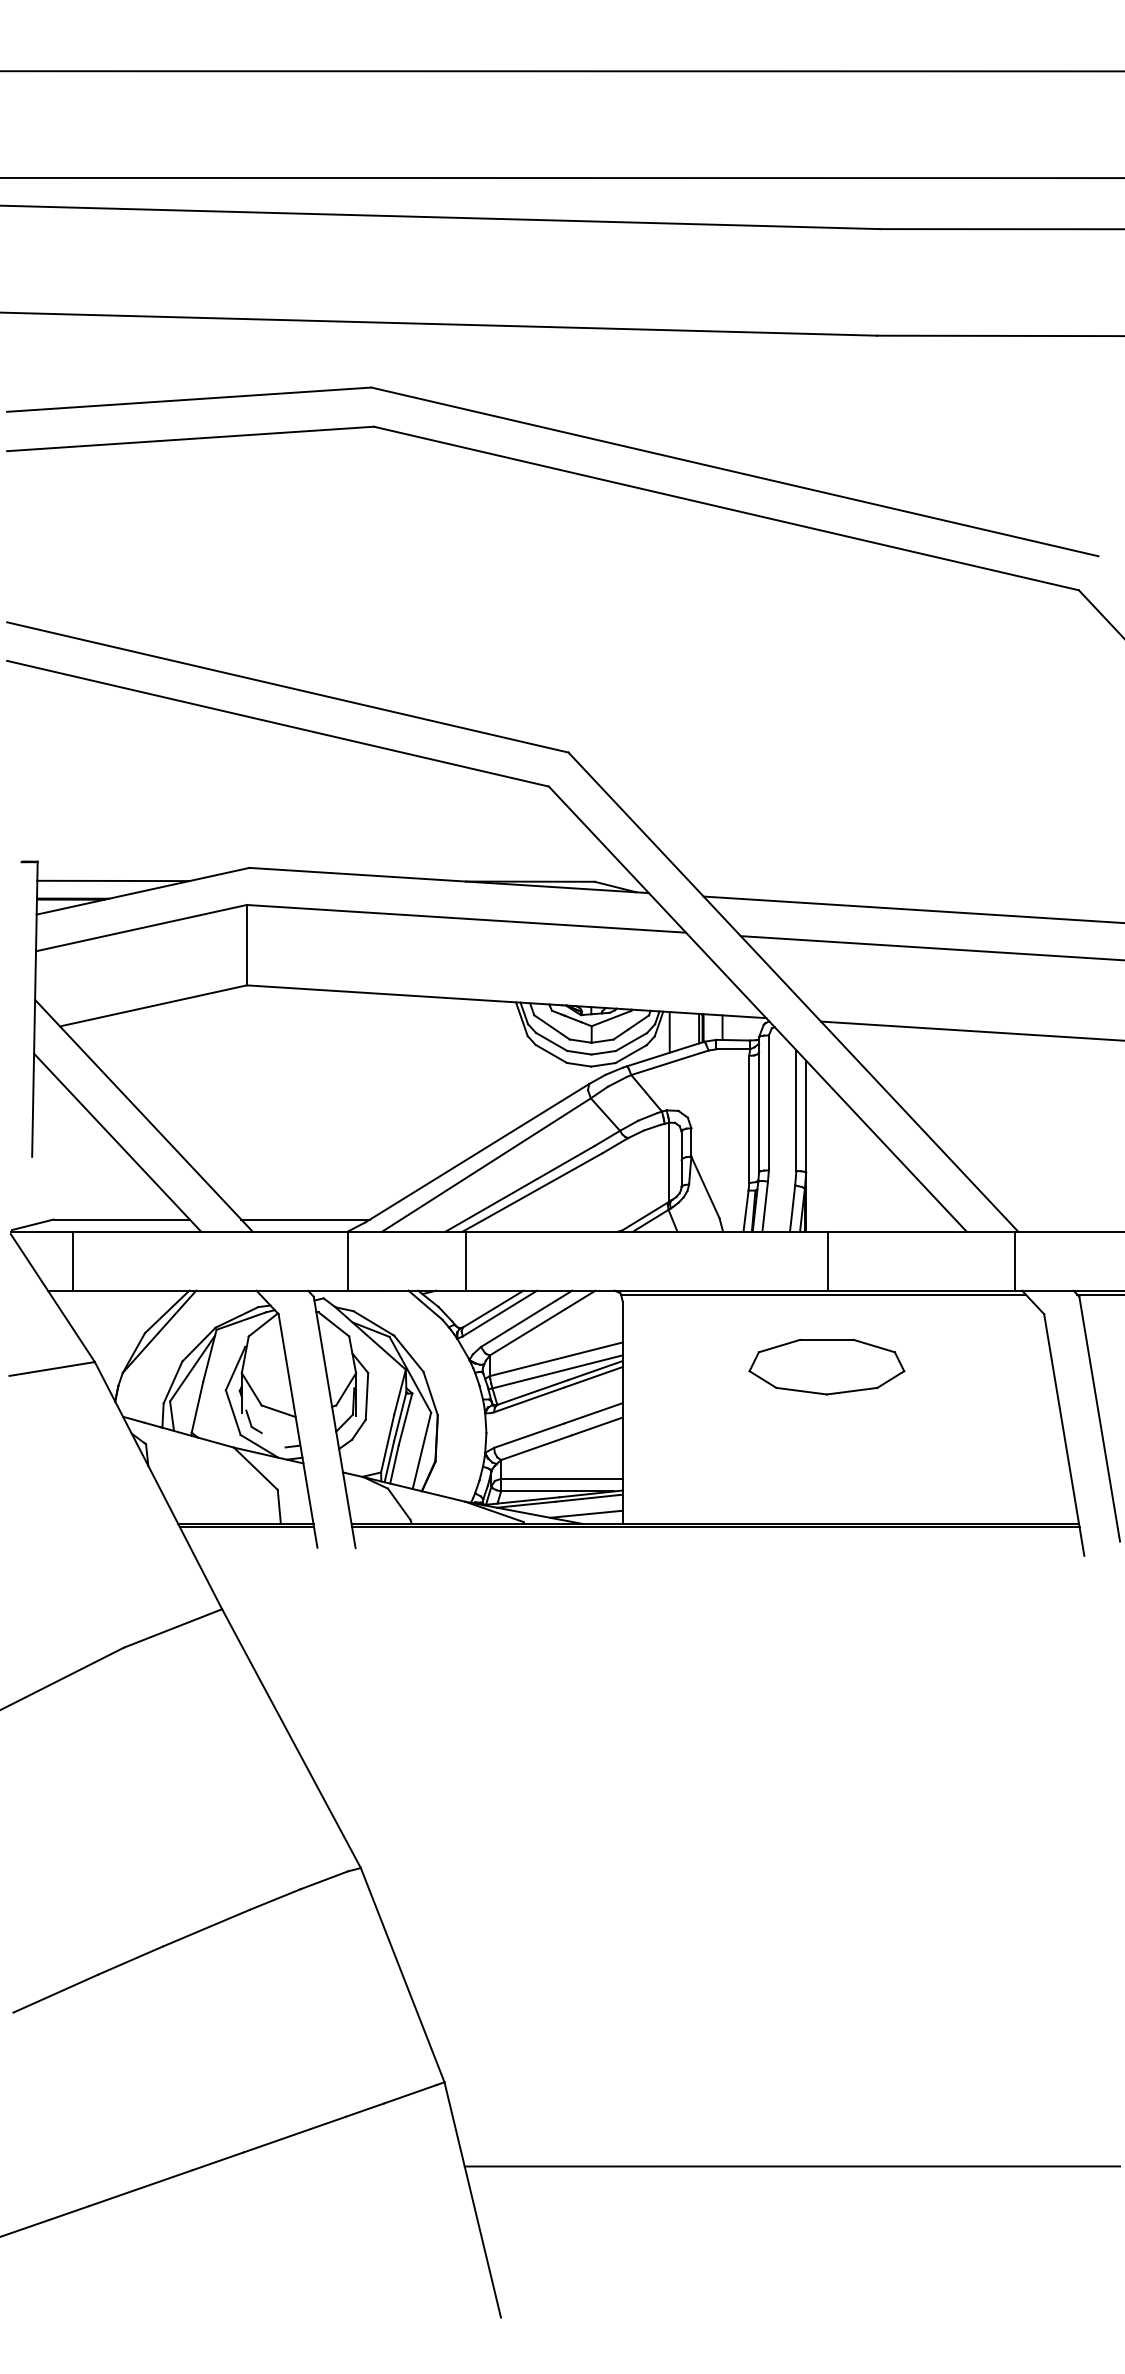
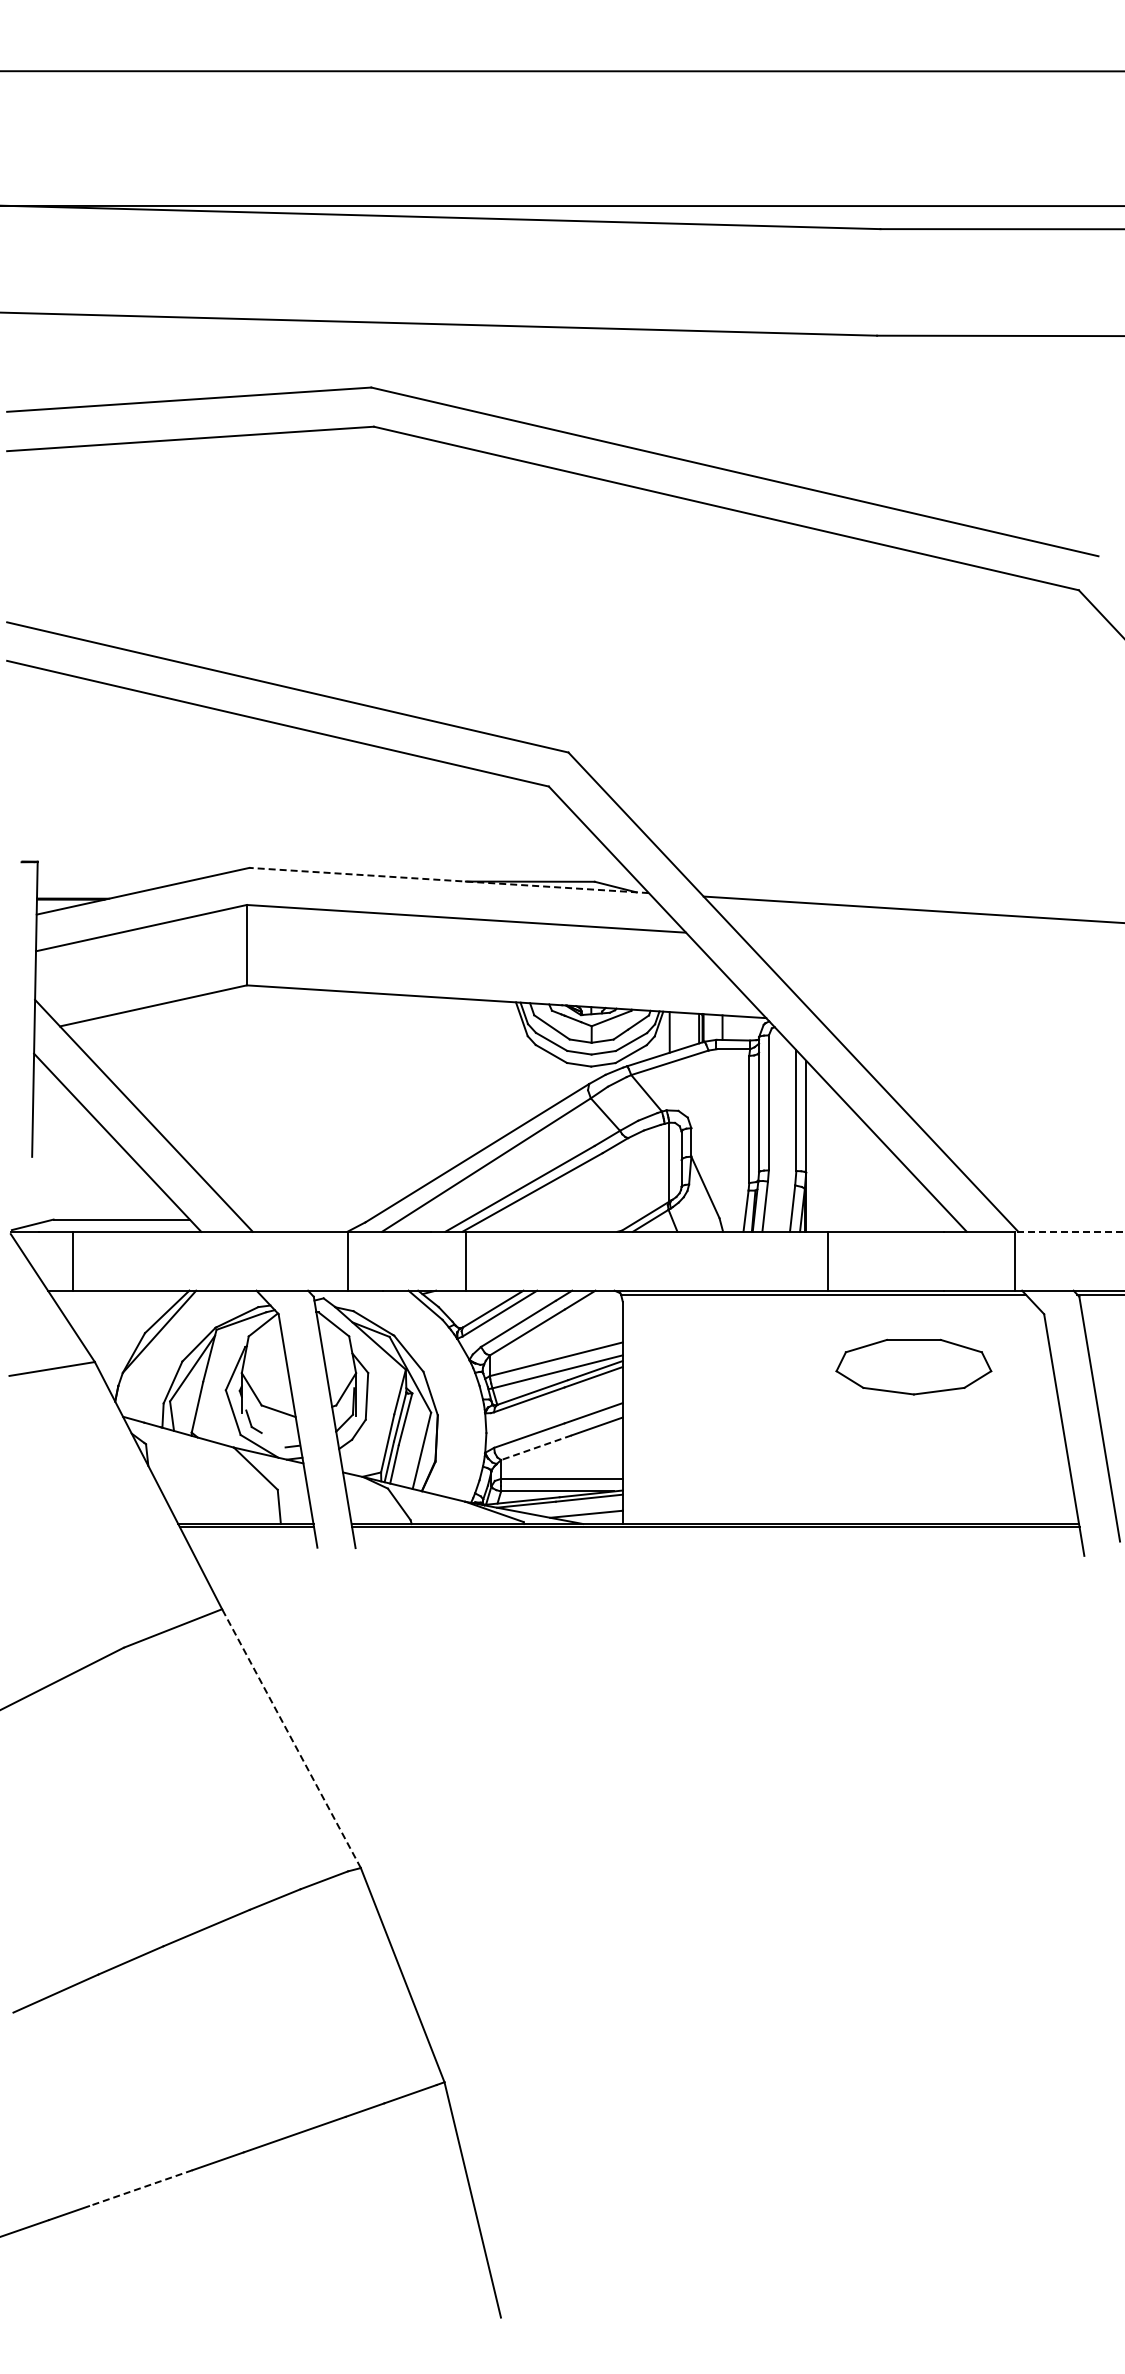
line position: (561, 177) -> (561, 205) (561, 205)
line: present -> none (113, 880)
line: solid -> dashed (448, 880)
line: present -> none (930, 948)
line: present -> none (971, 1030)
line: present -> none (305, 1219)
line: solid -> dashed (1070, 1231)
part position: (826, 1366) -> (913, 1366) (913, 1366)
line: solid -> dashed (535, 1447)
line: solid -> dashed (291, 1738)
line: present -> none (792, 2166)
line: solid -> dashed (140, 2188)
